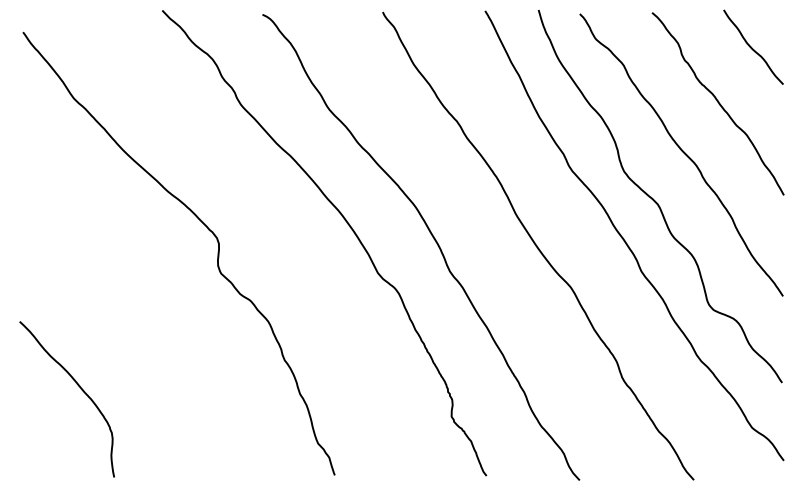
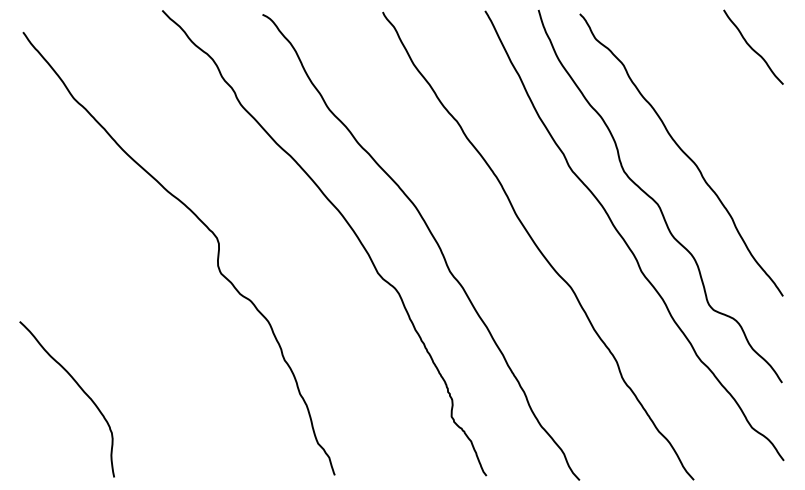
curve: present -> none (717, 102)
